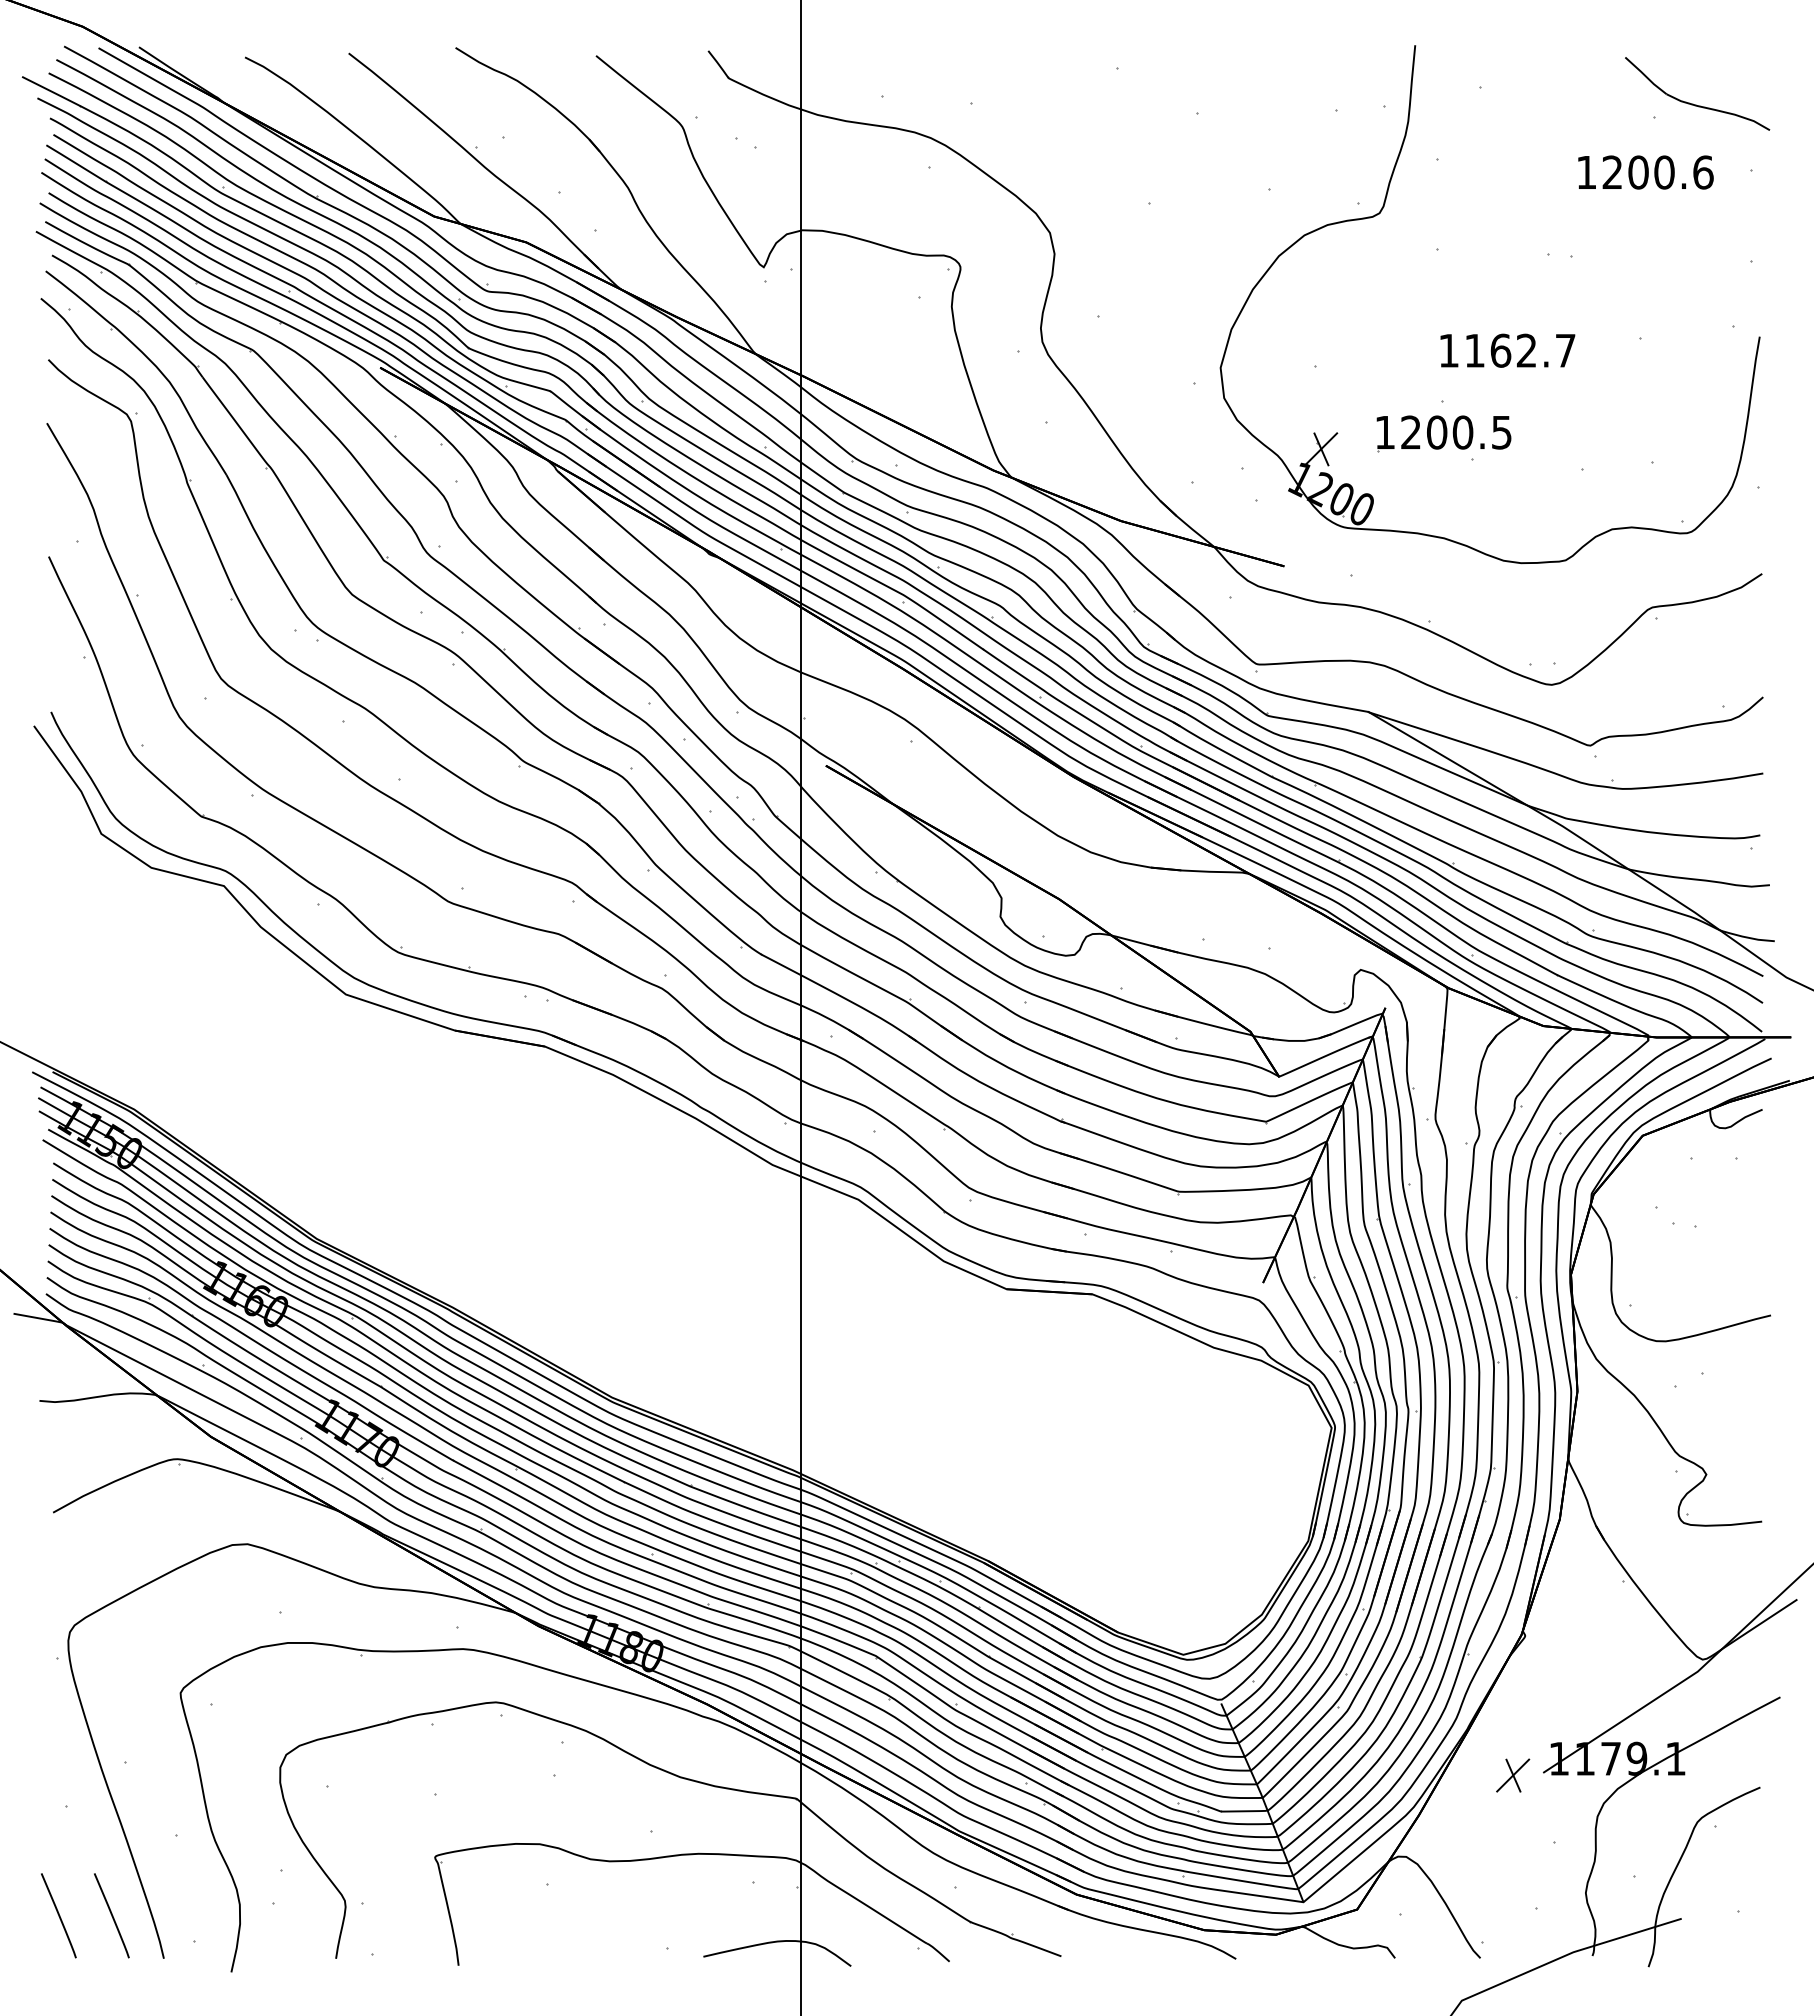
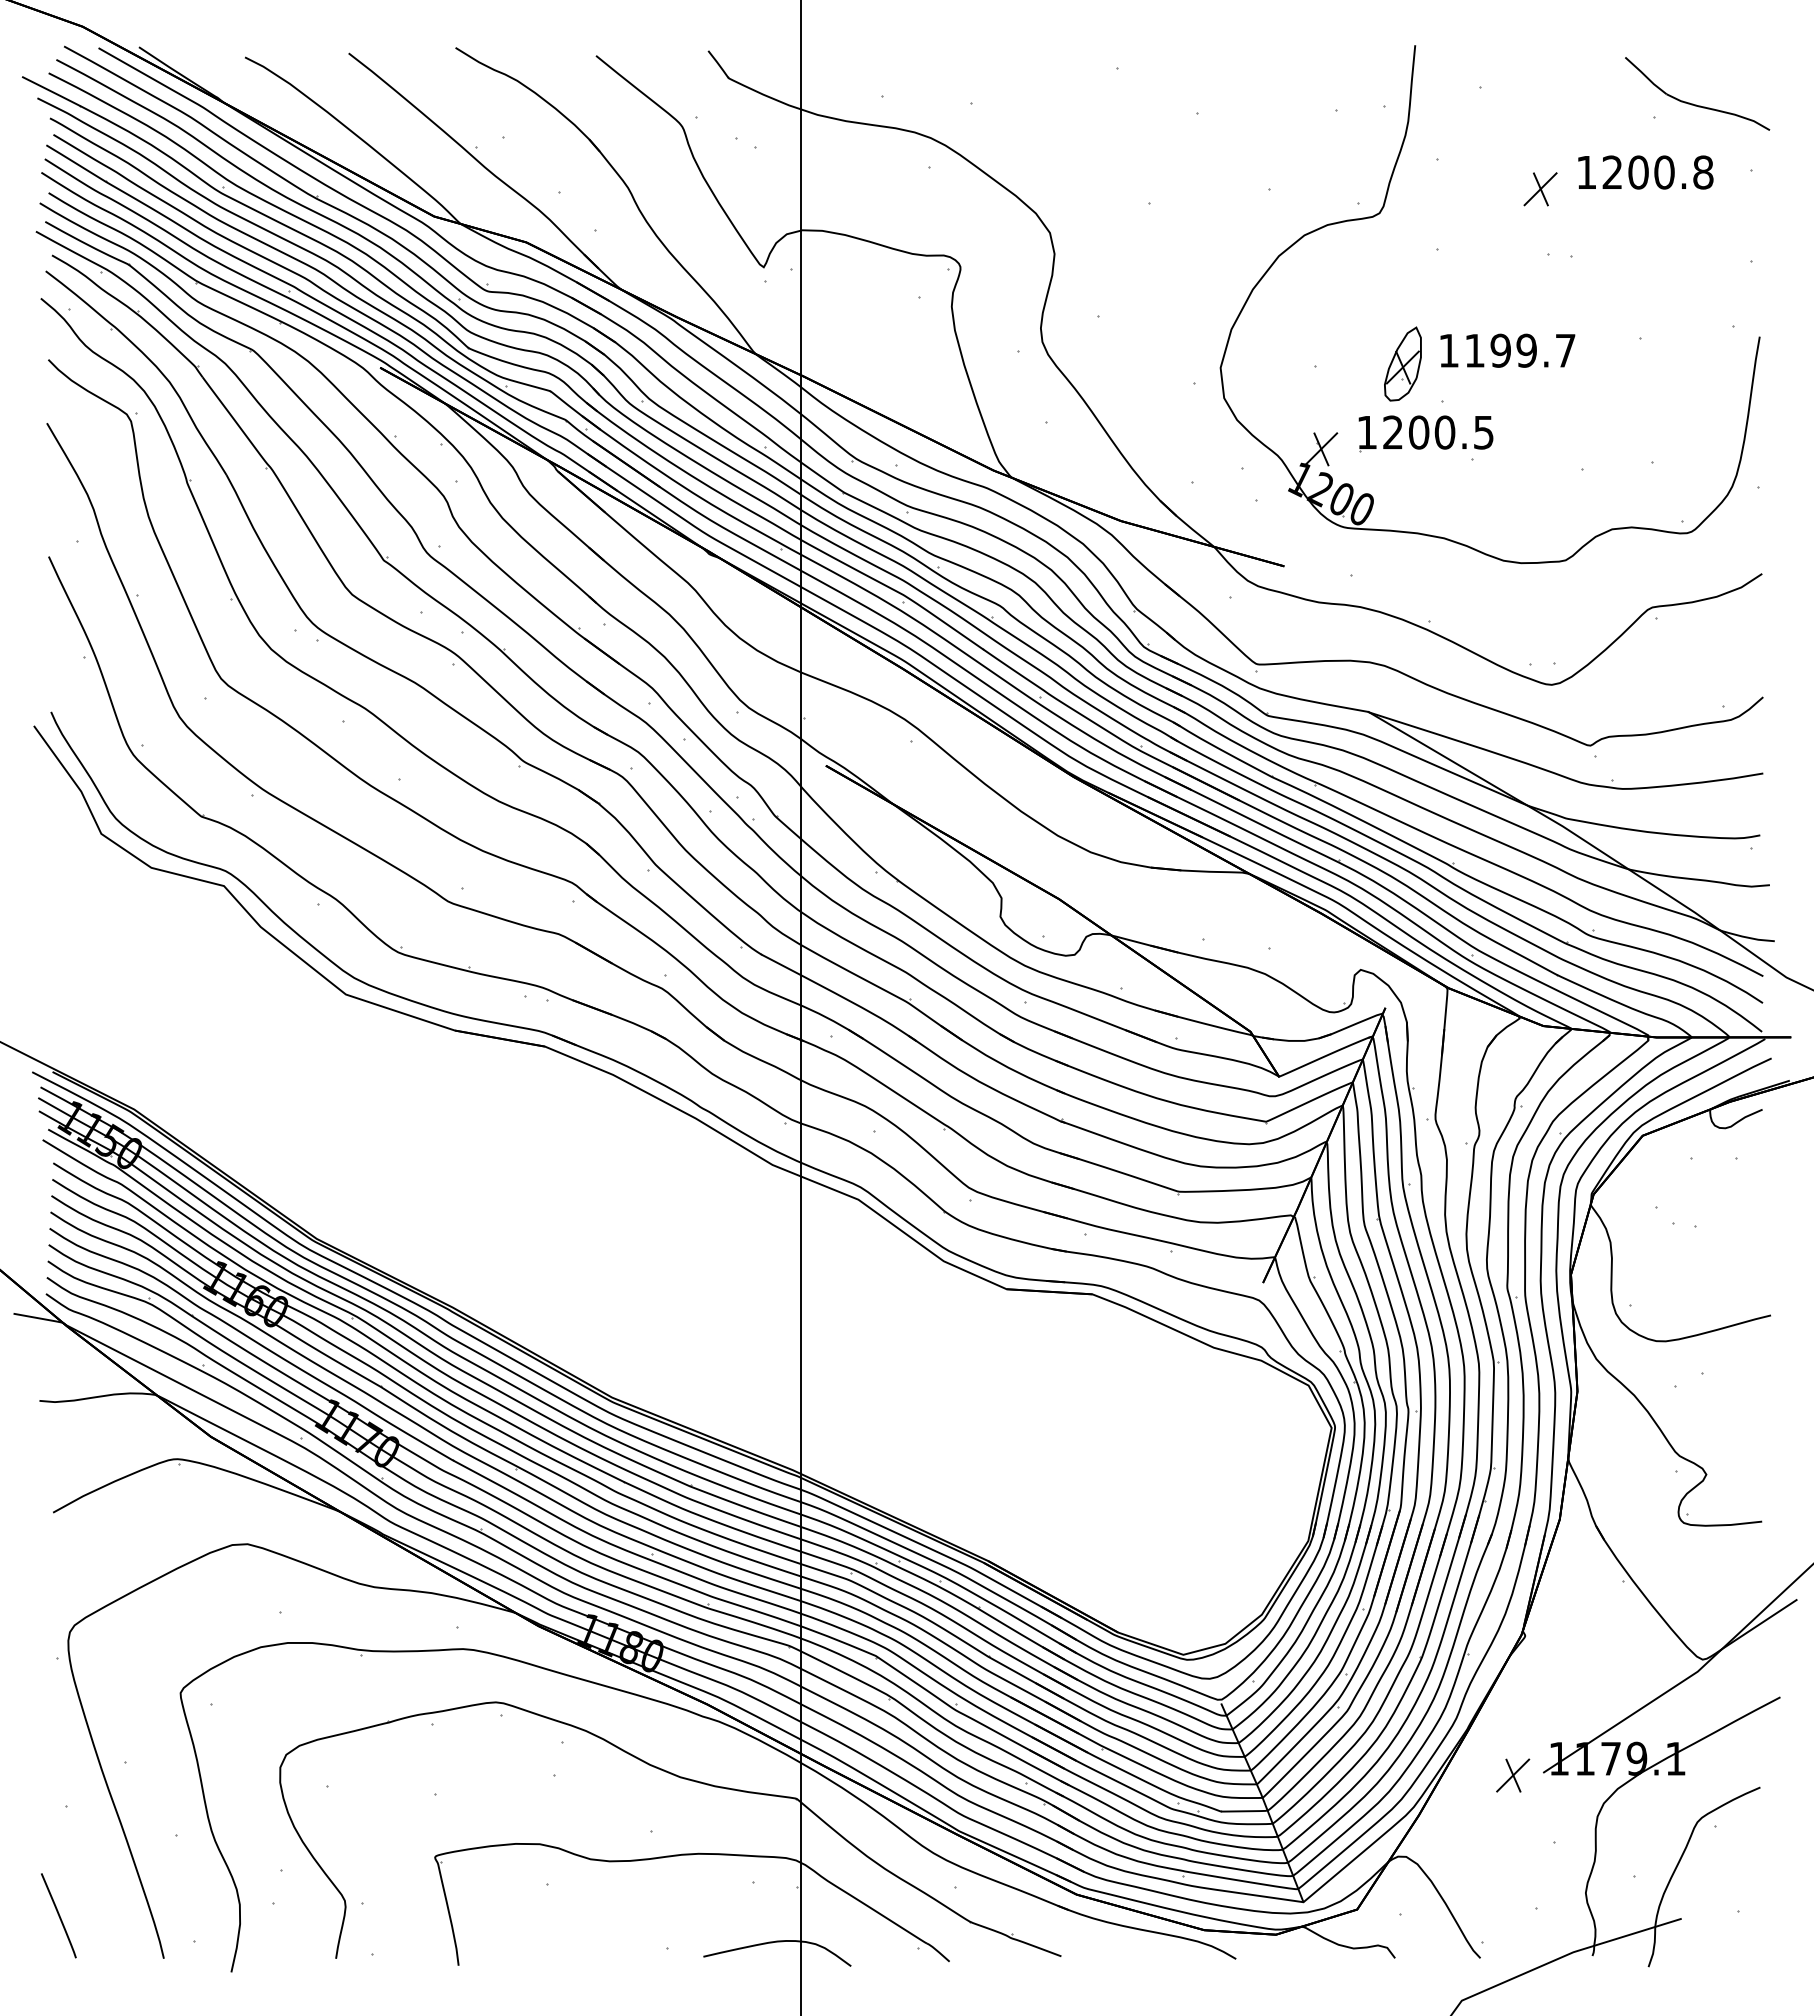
text: 1200.6 -> 1200.8 (1703, 172)
part: none -> present (1540, 189)
text: 1162.7 -> 1199.7 (1513, 350)
part: none -> present (1402, 363)
part position: (1443, 433) -> (1425, 433) (1425, 433)
line: present -> none (111, 1915)
